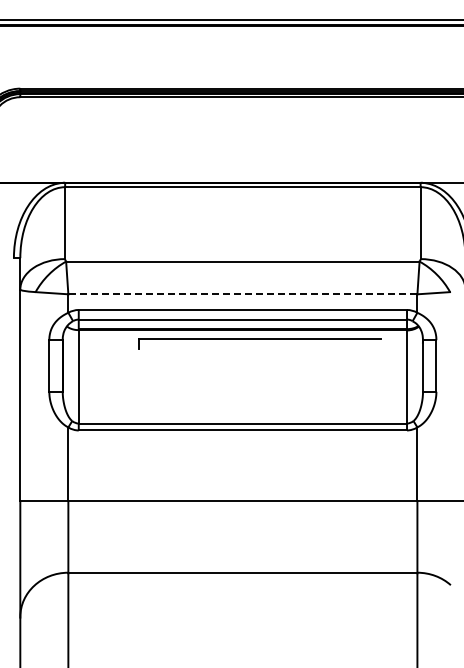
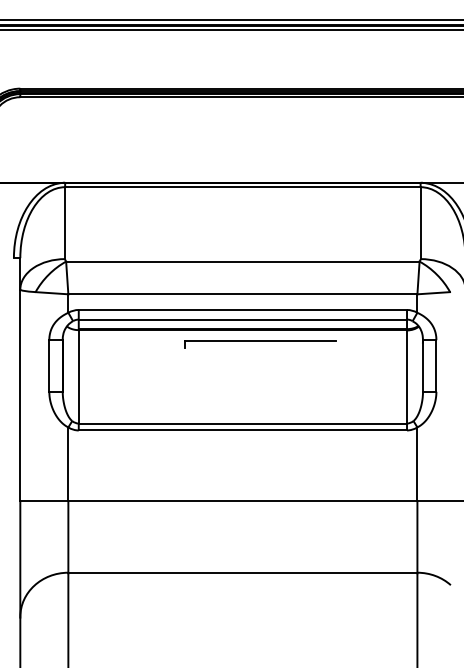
line: none -> present (231, 29)
line: dashed -> solid (242, 294)
part size: 244x12 px -> 153x9 px (260, 344)
